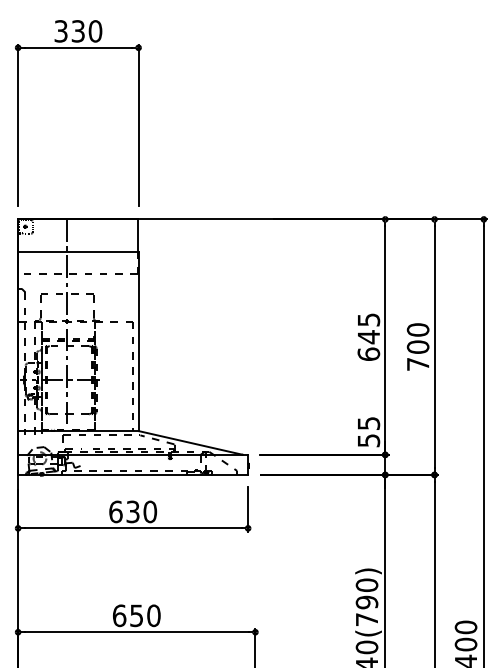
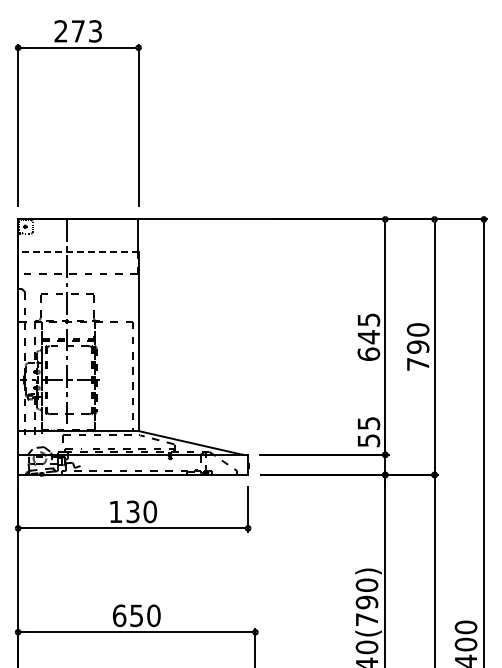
text: 330 -> 273 (78, 31)
line: solid -> dashed (77, 252)
text: 700 -> 790 (418, 346)
text: 630 -> 130 (115, 511)
